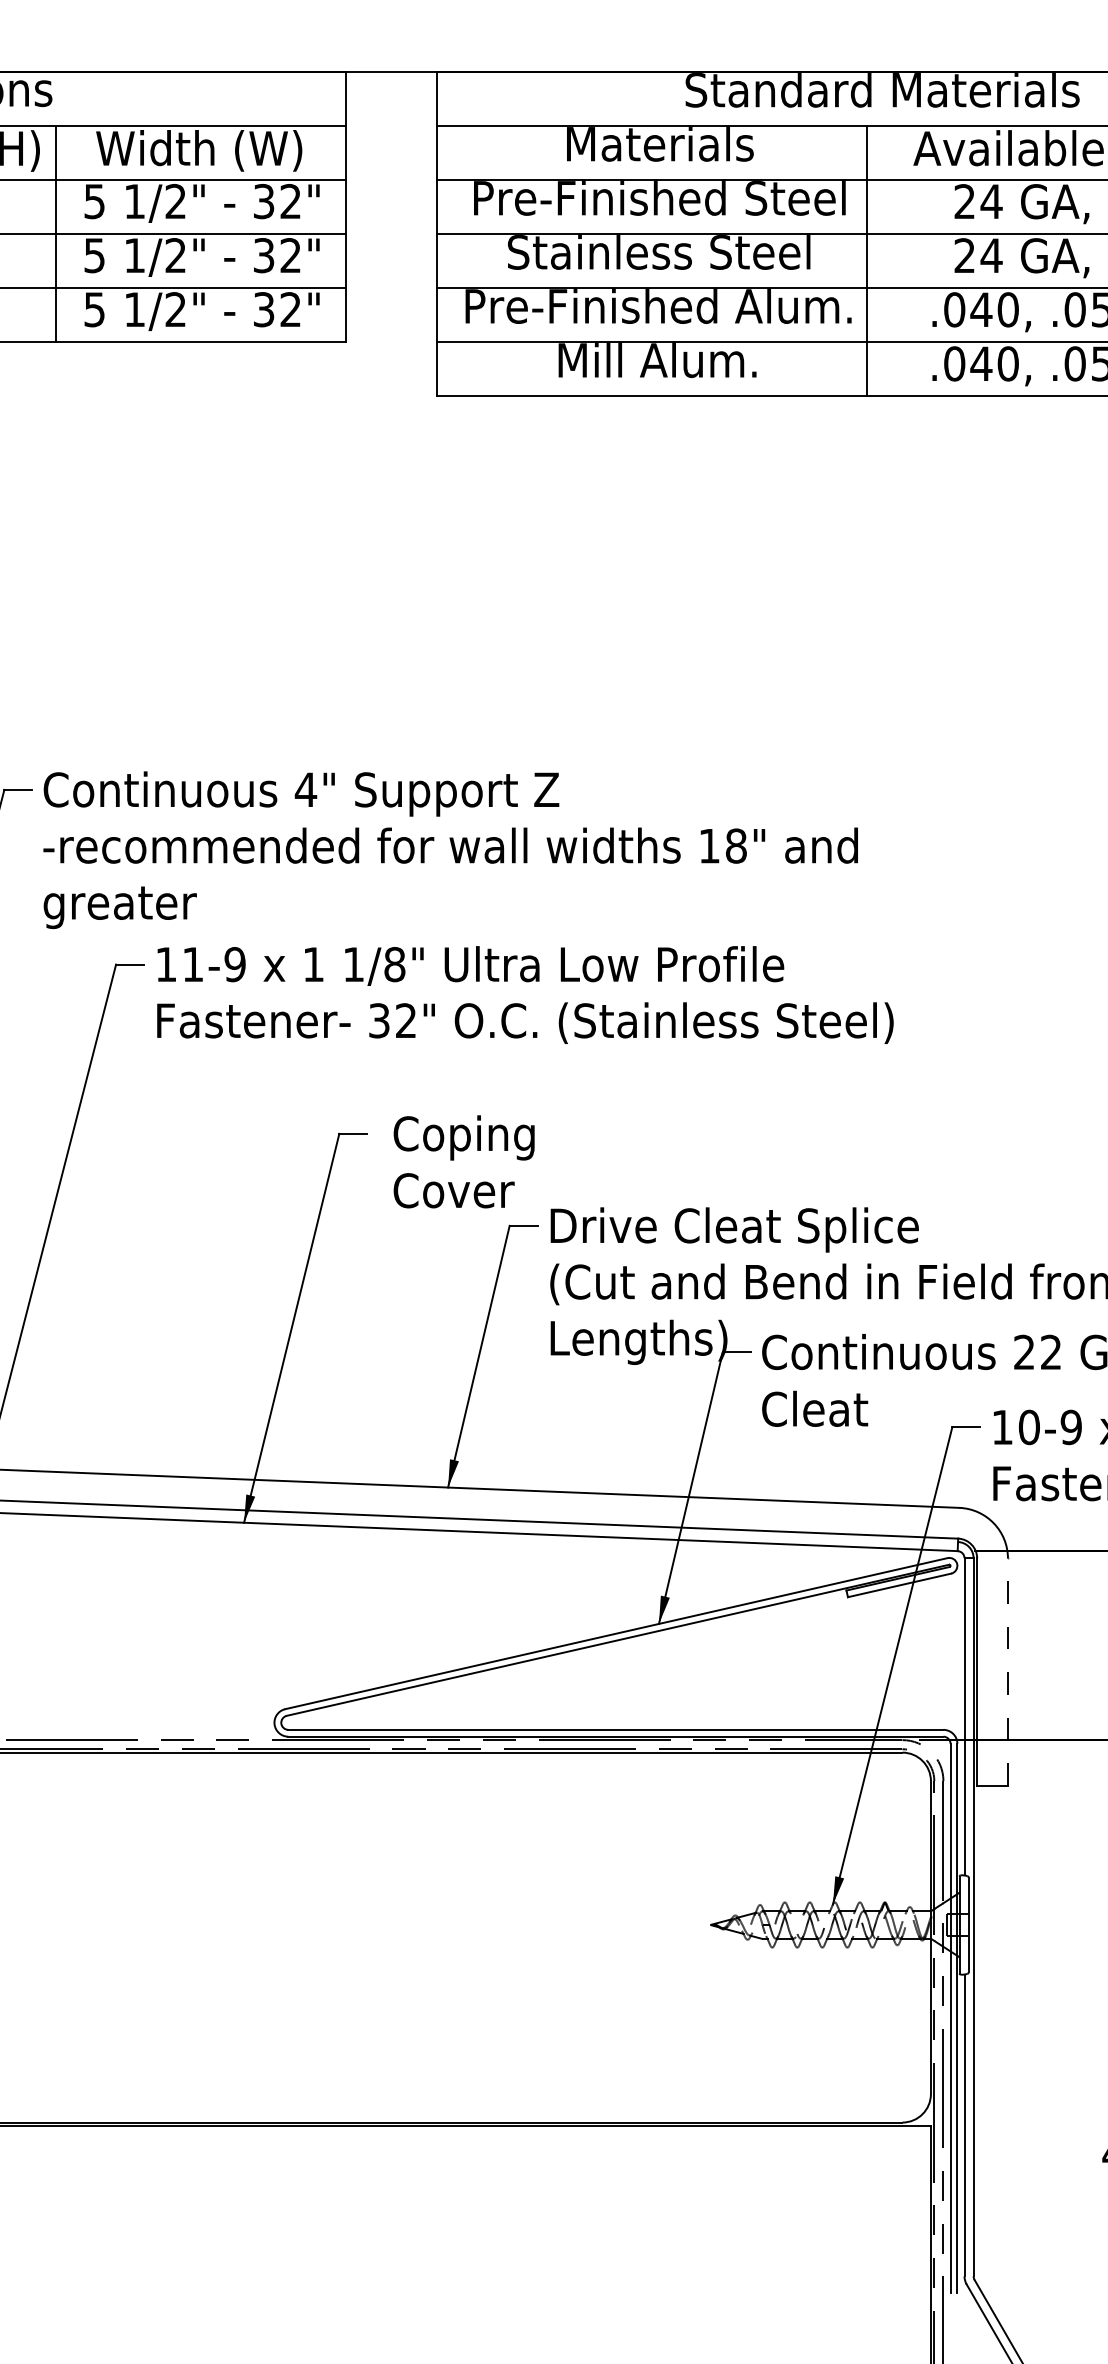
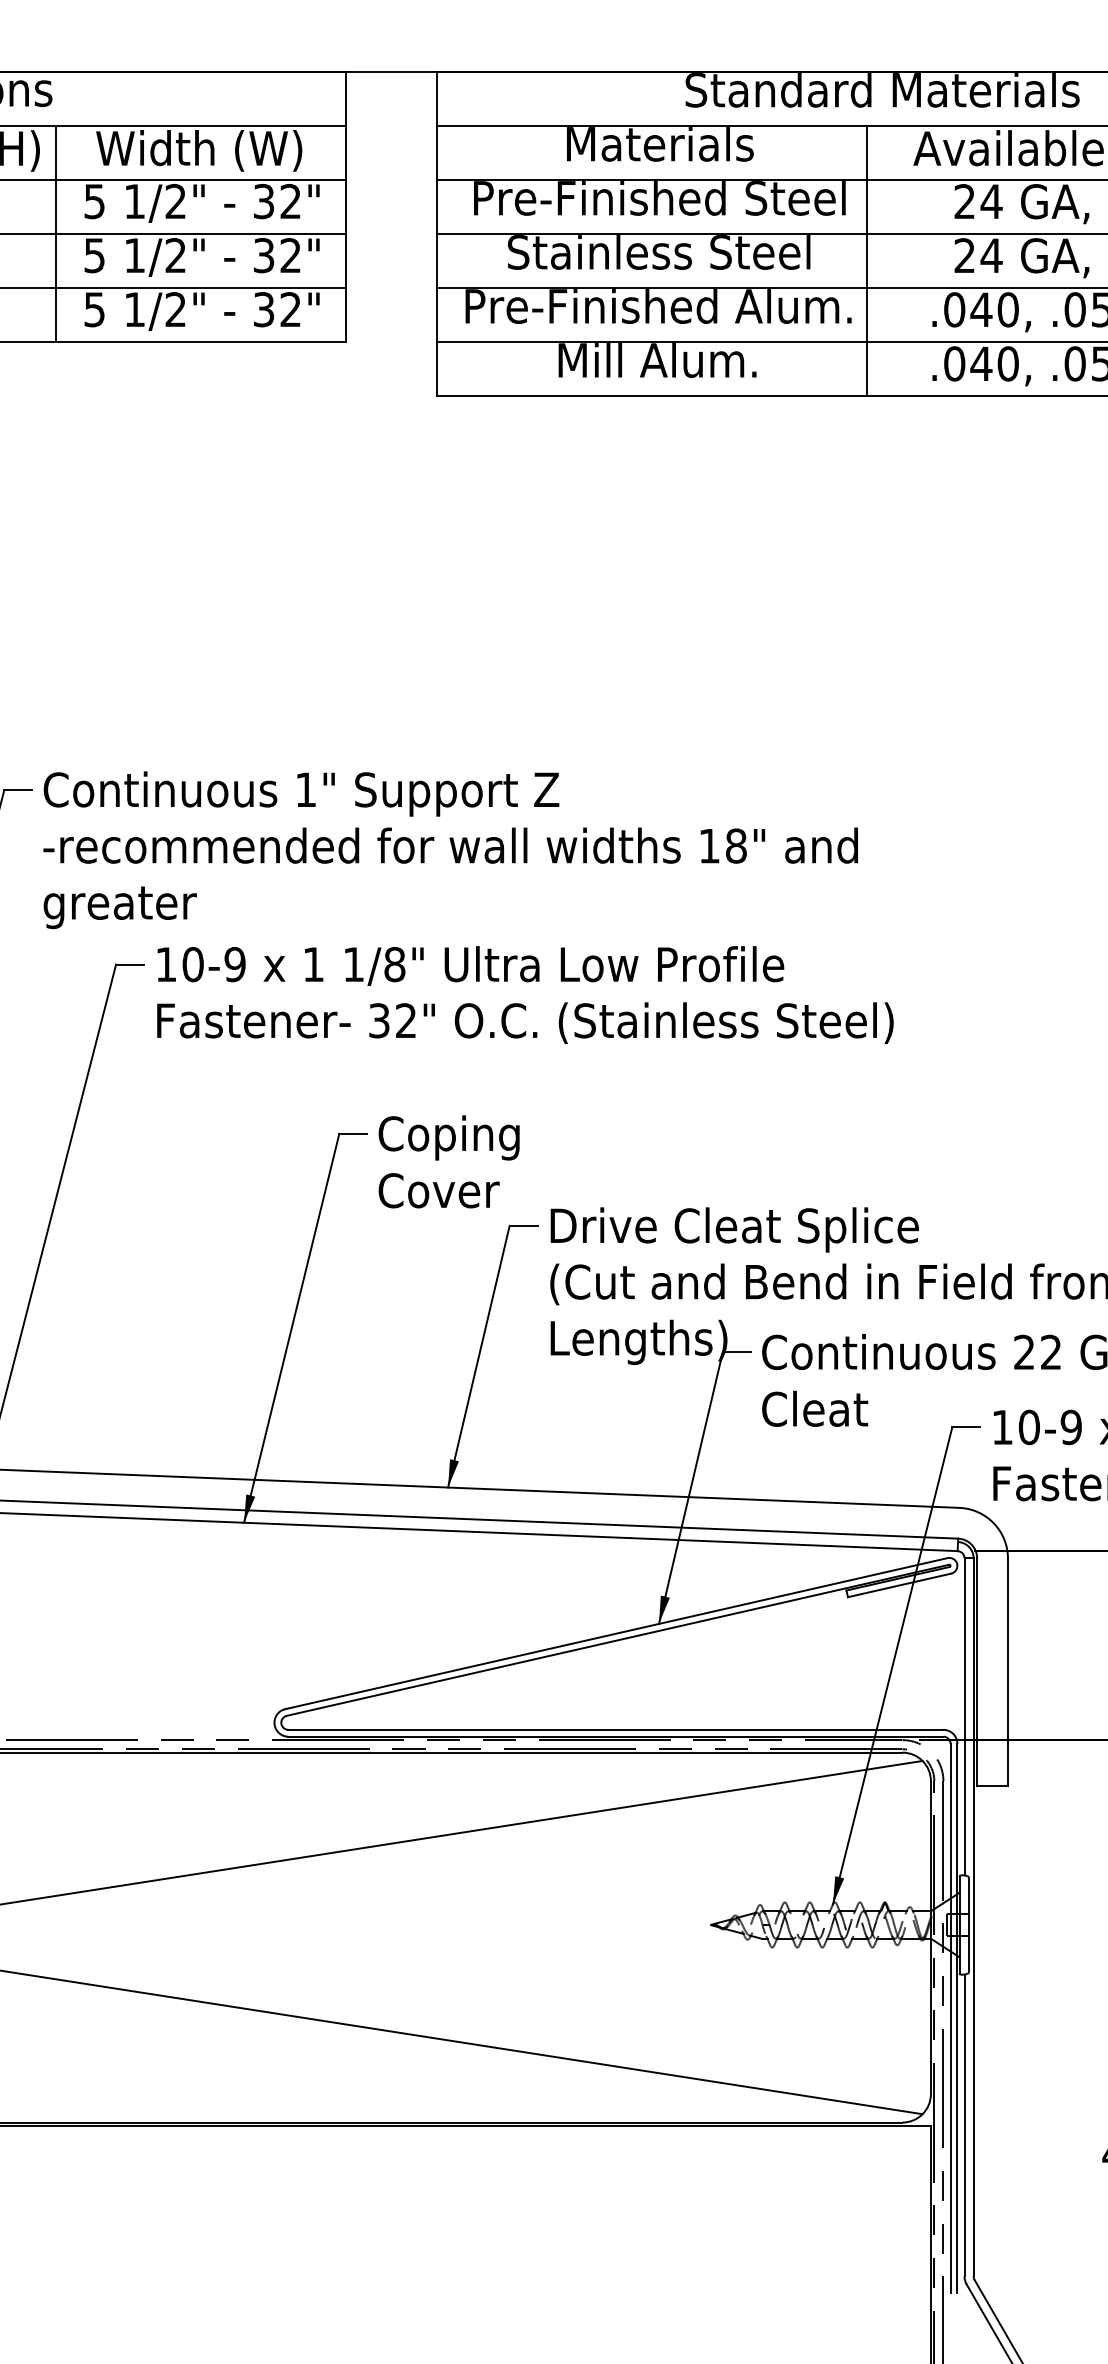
text: 4" -> 1" (305, 789)
text: 11-9 -> 10-9 (192, 964)
text position: (463, 1161) -> (448, 1161) (448, 1161)
line: dashed -> solid (1007, 1672)
line: none -> present (462, 1832)
line: none -> present (462, 2042)
